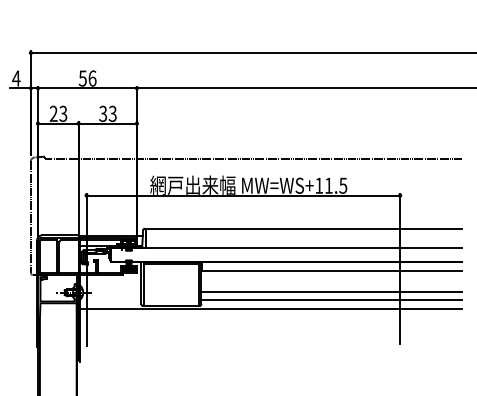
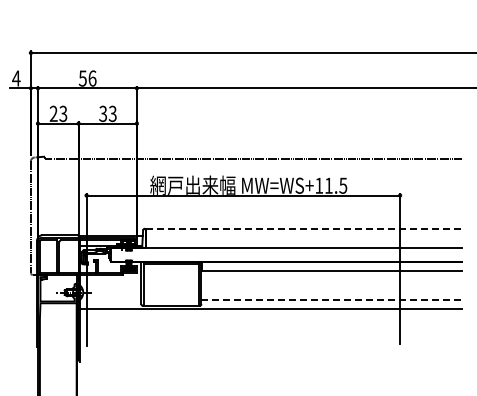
line: solid -> dashed (304, 229)
line: present -> none (331, 291)
line: solid -> dashed (332, 299)
